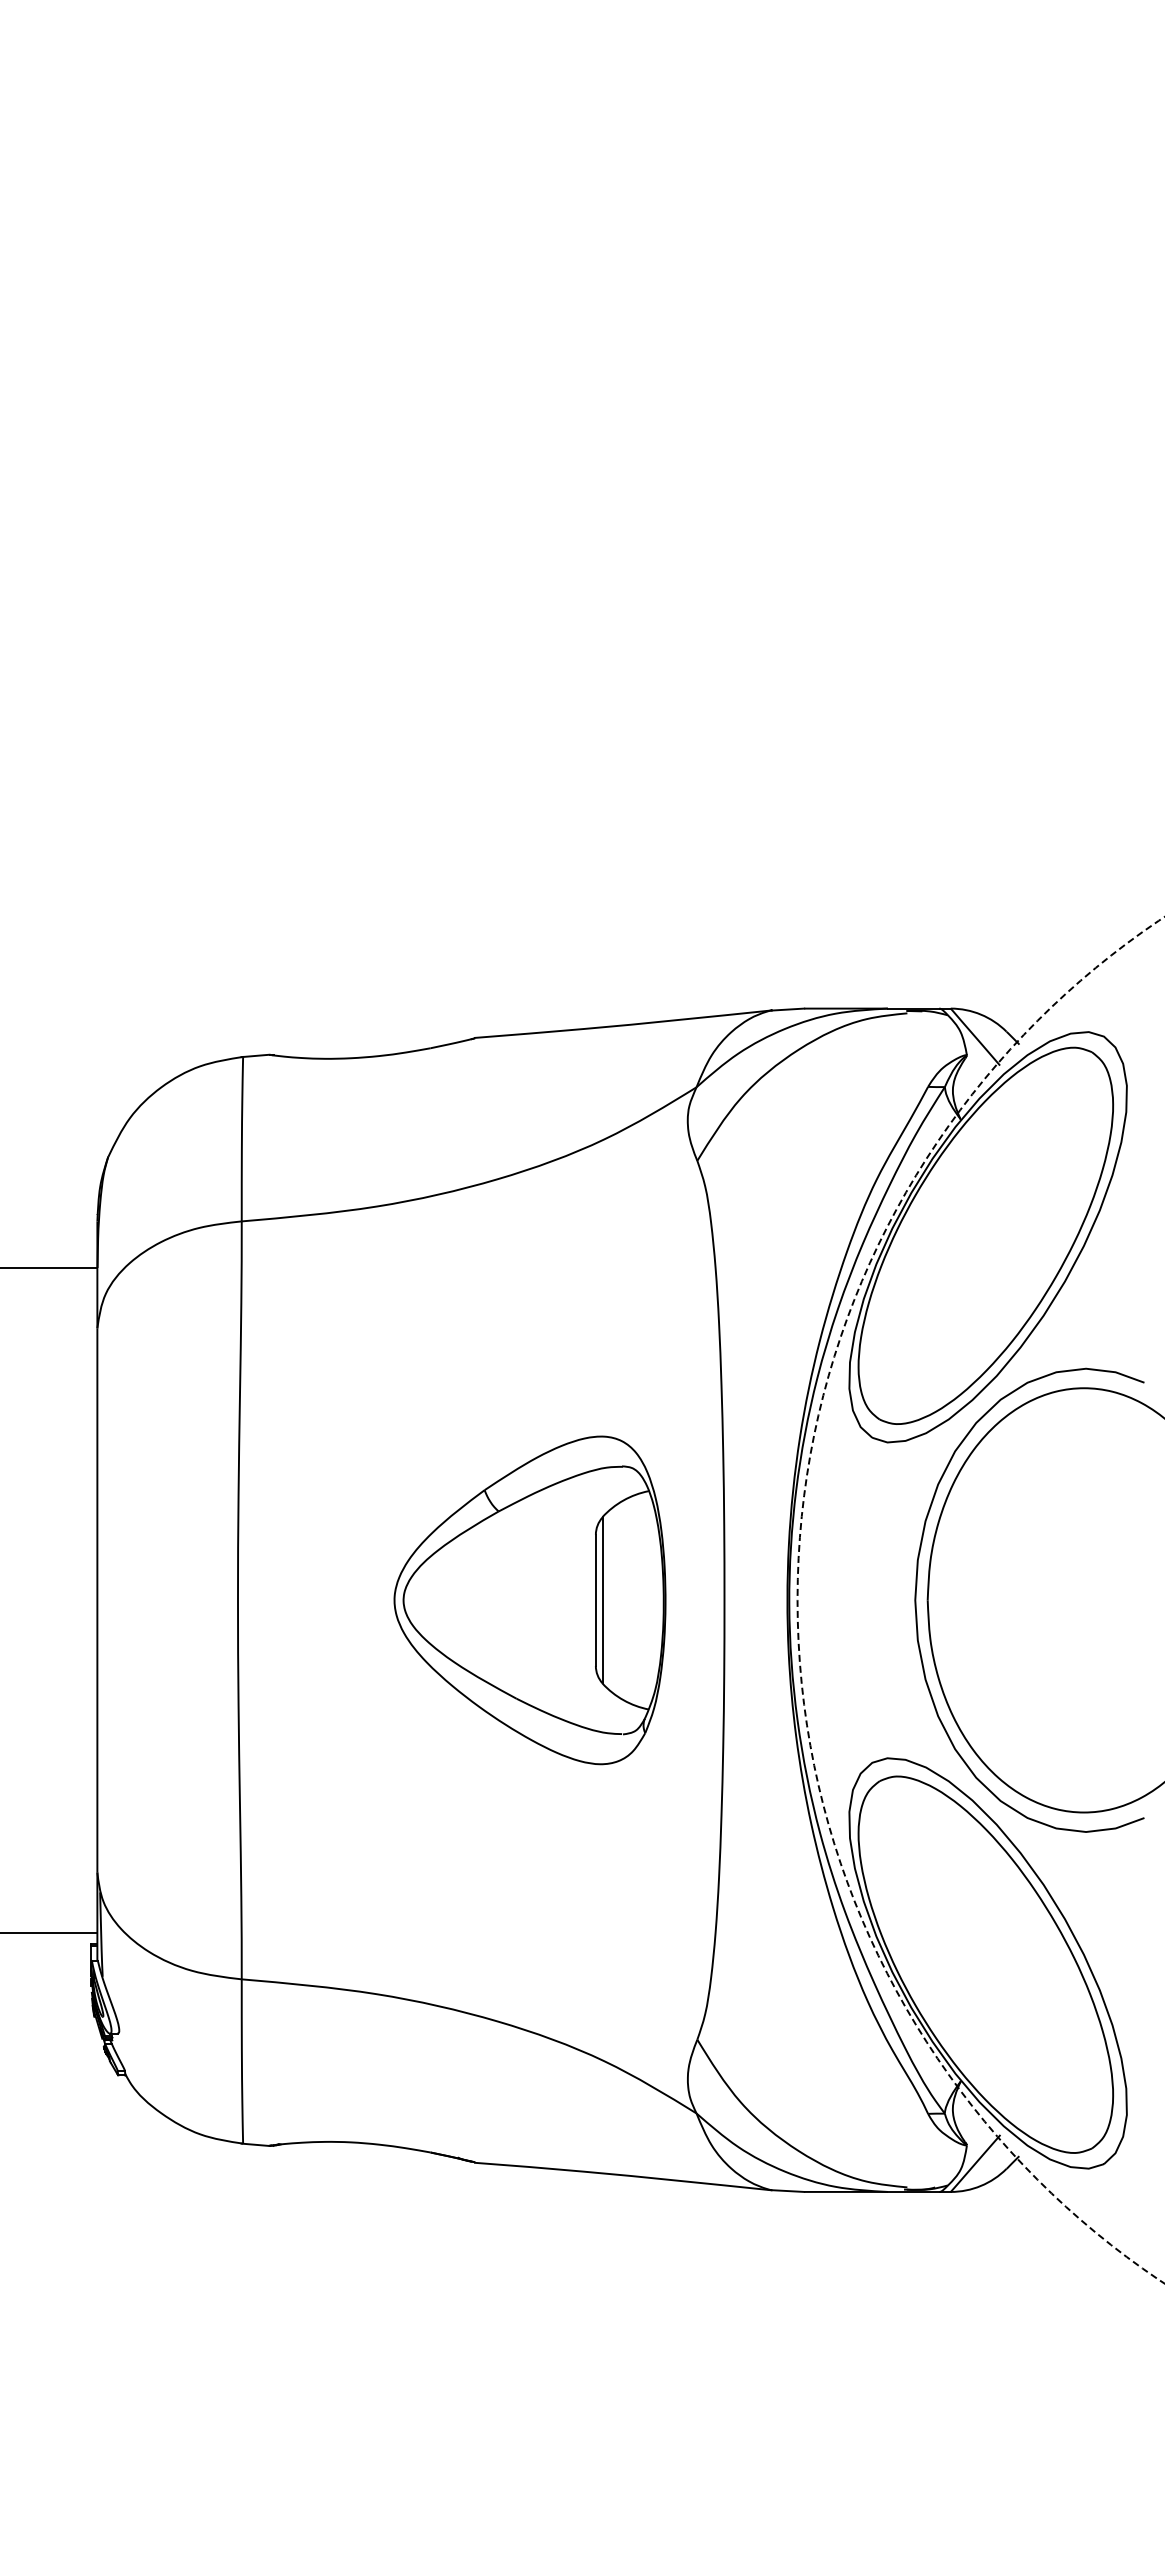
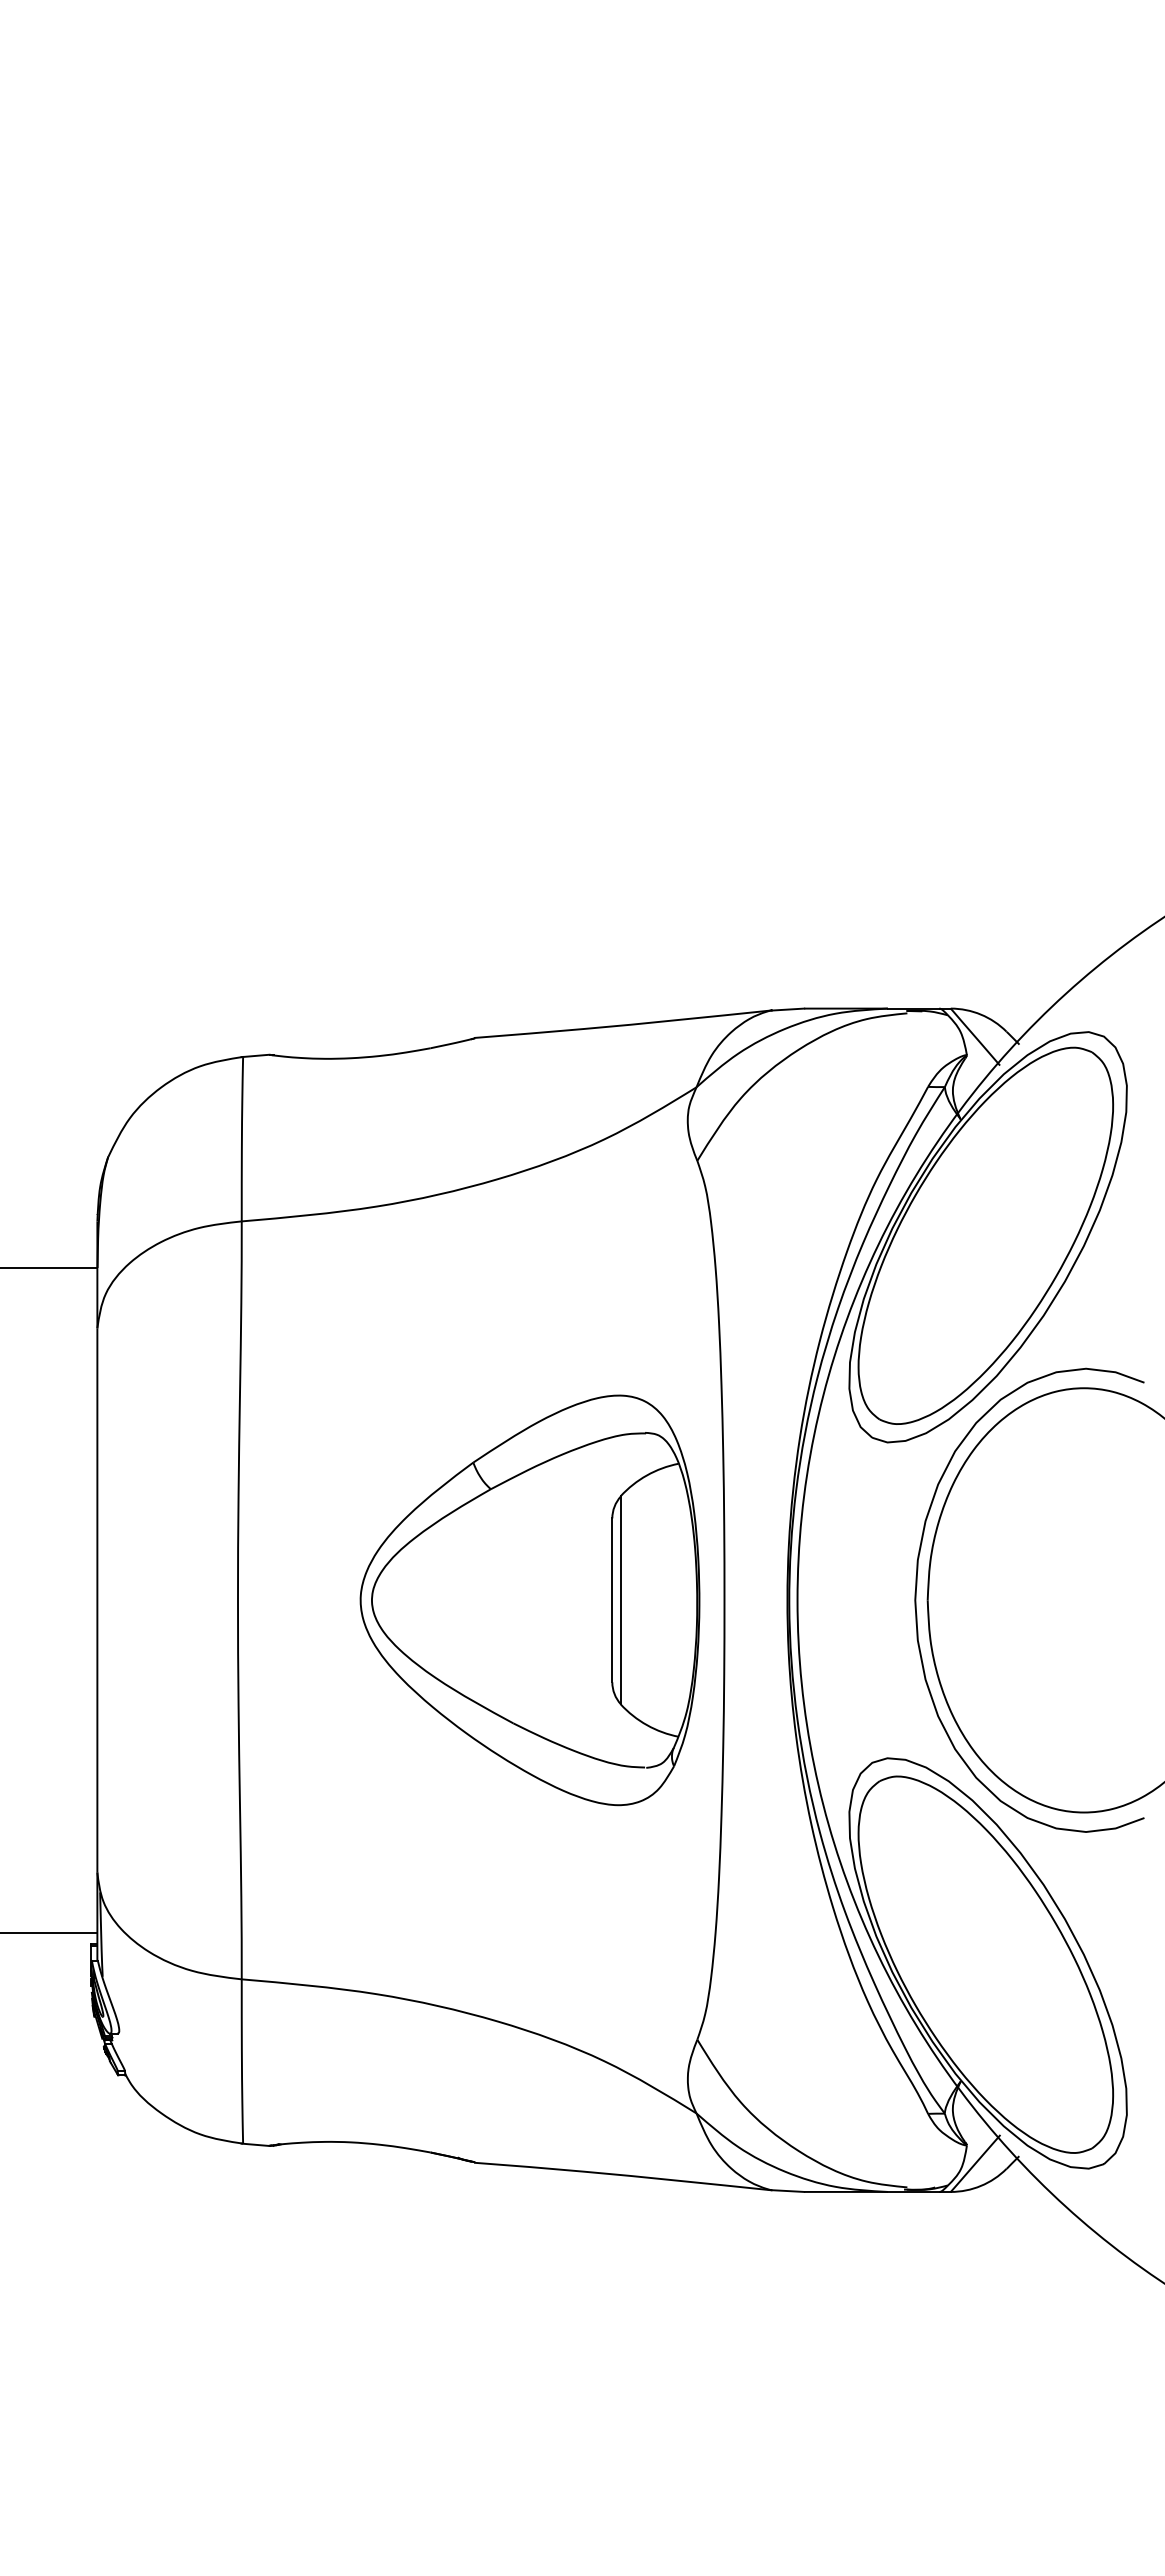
part size: 274x331 px -> 342x413 px (529, 1600)
arc: dashed -> solid (797, 1600)
